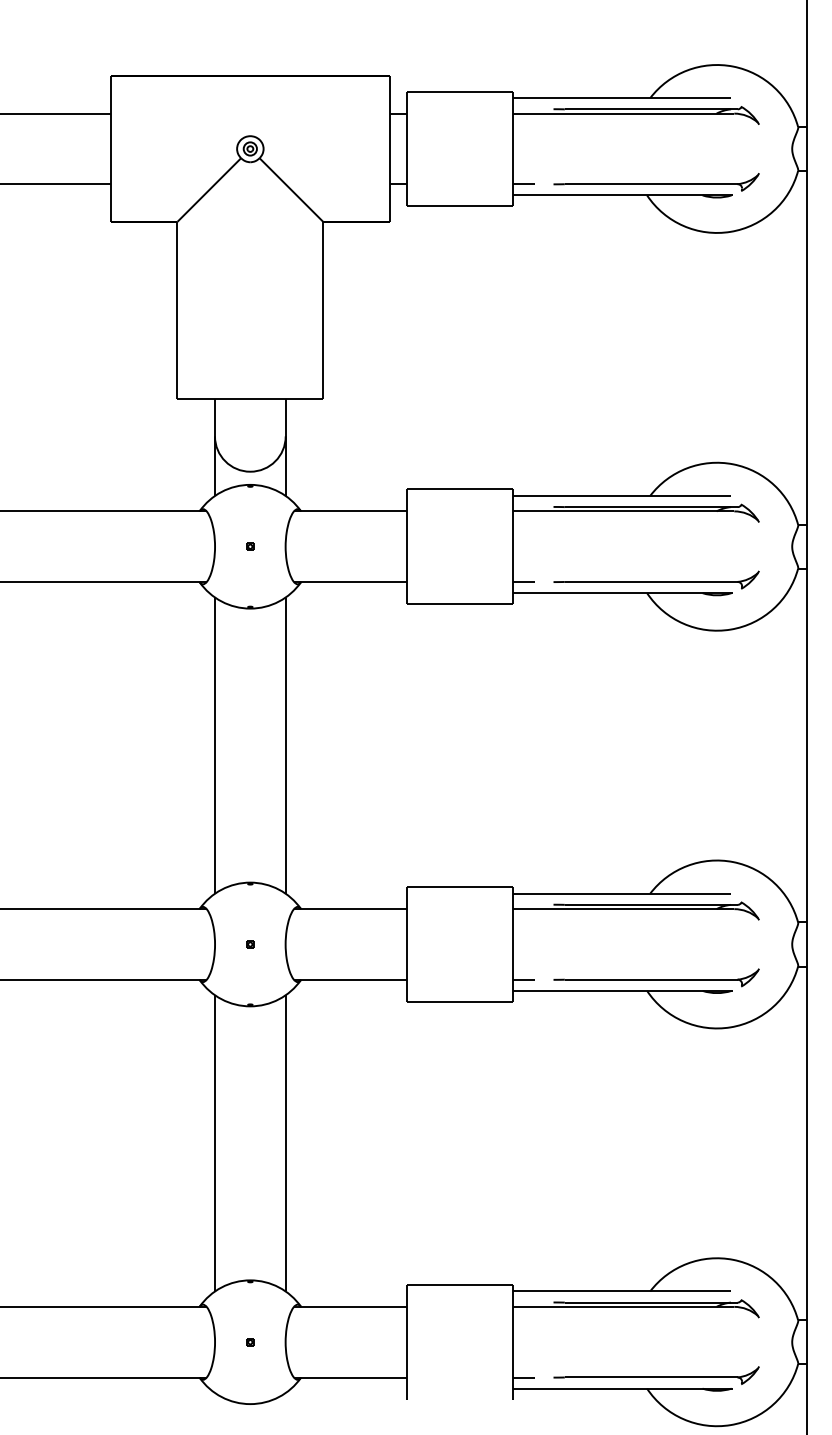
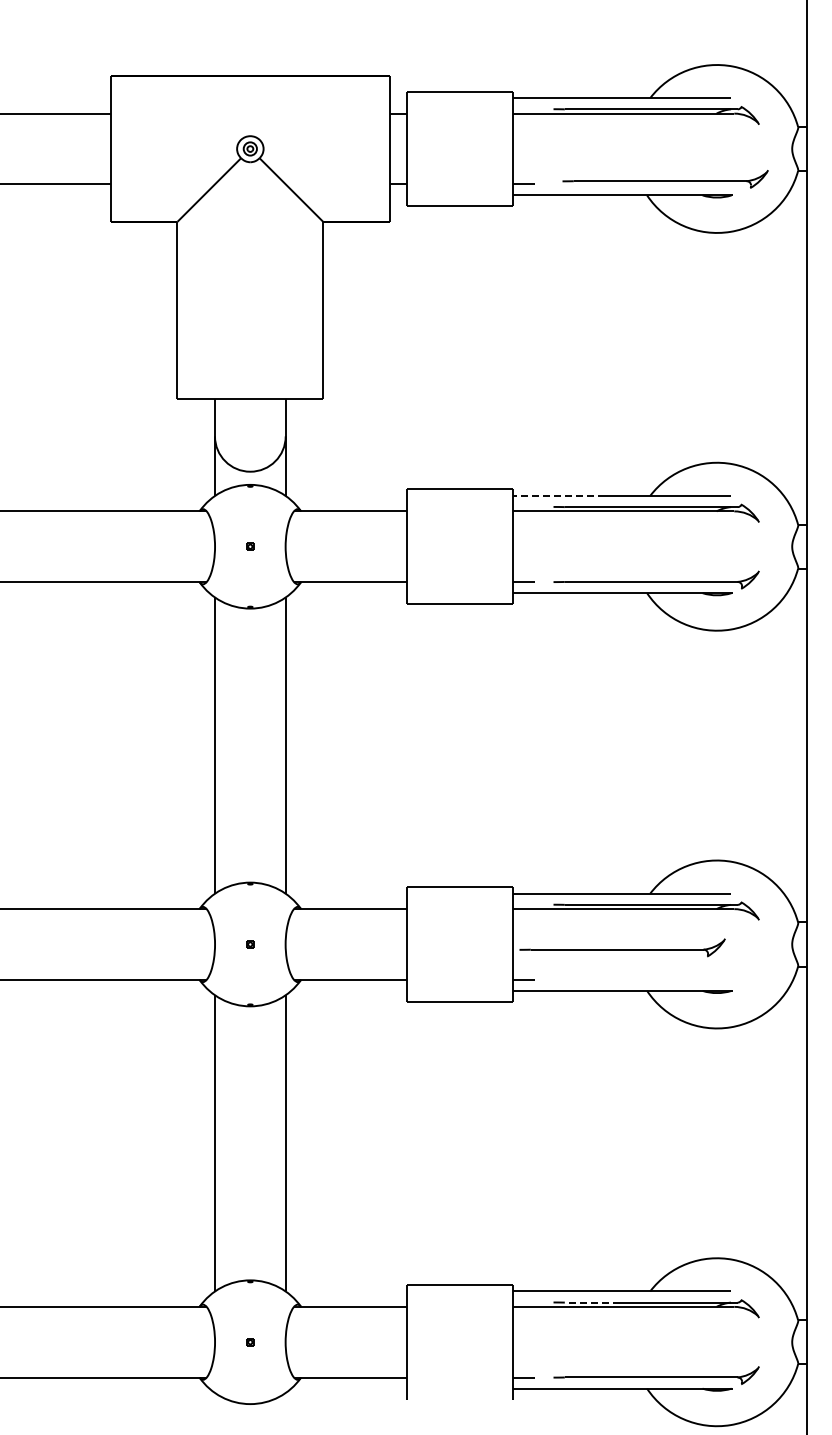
part position: (656, 182) -> (665, 179) (665, 179)
line: solid -> dashed (559, 495)
part position: (656, 977) -> (622, 947) (622, 947)
line: solid -> dashed (592, 1302)
